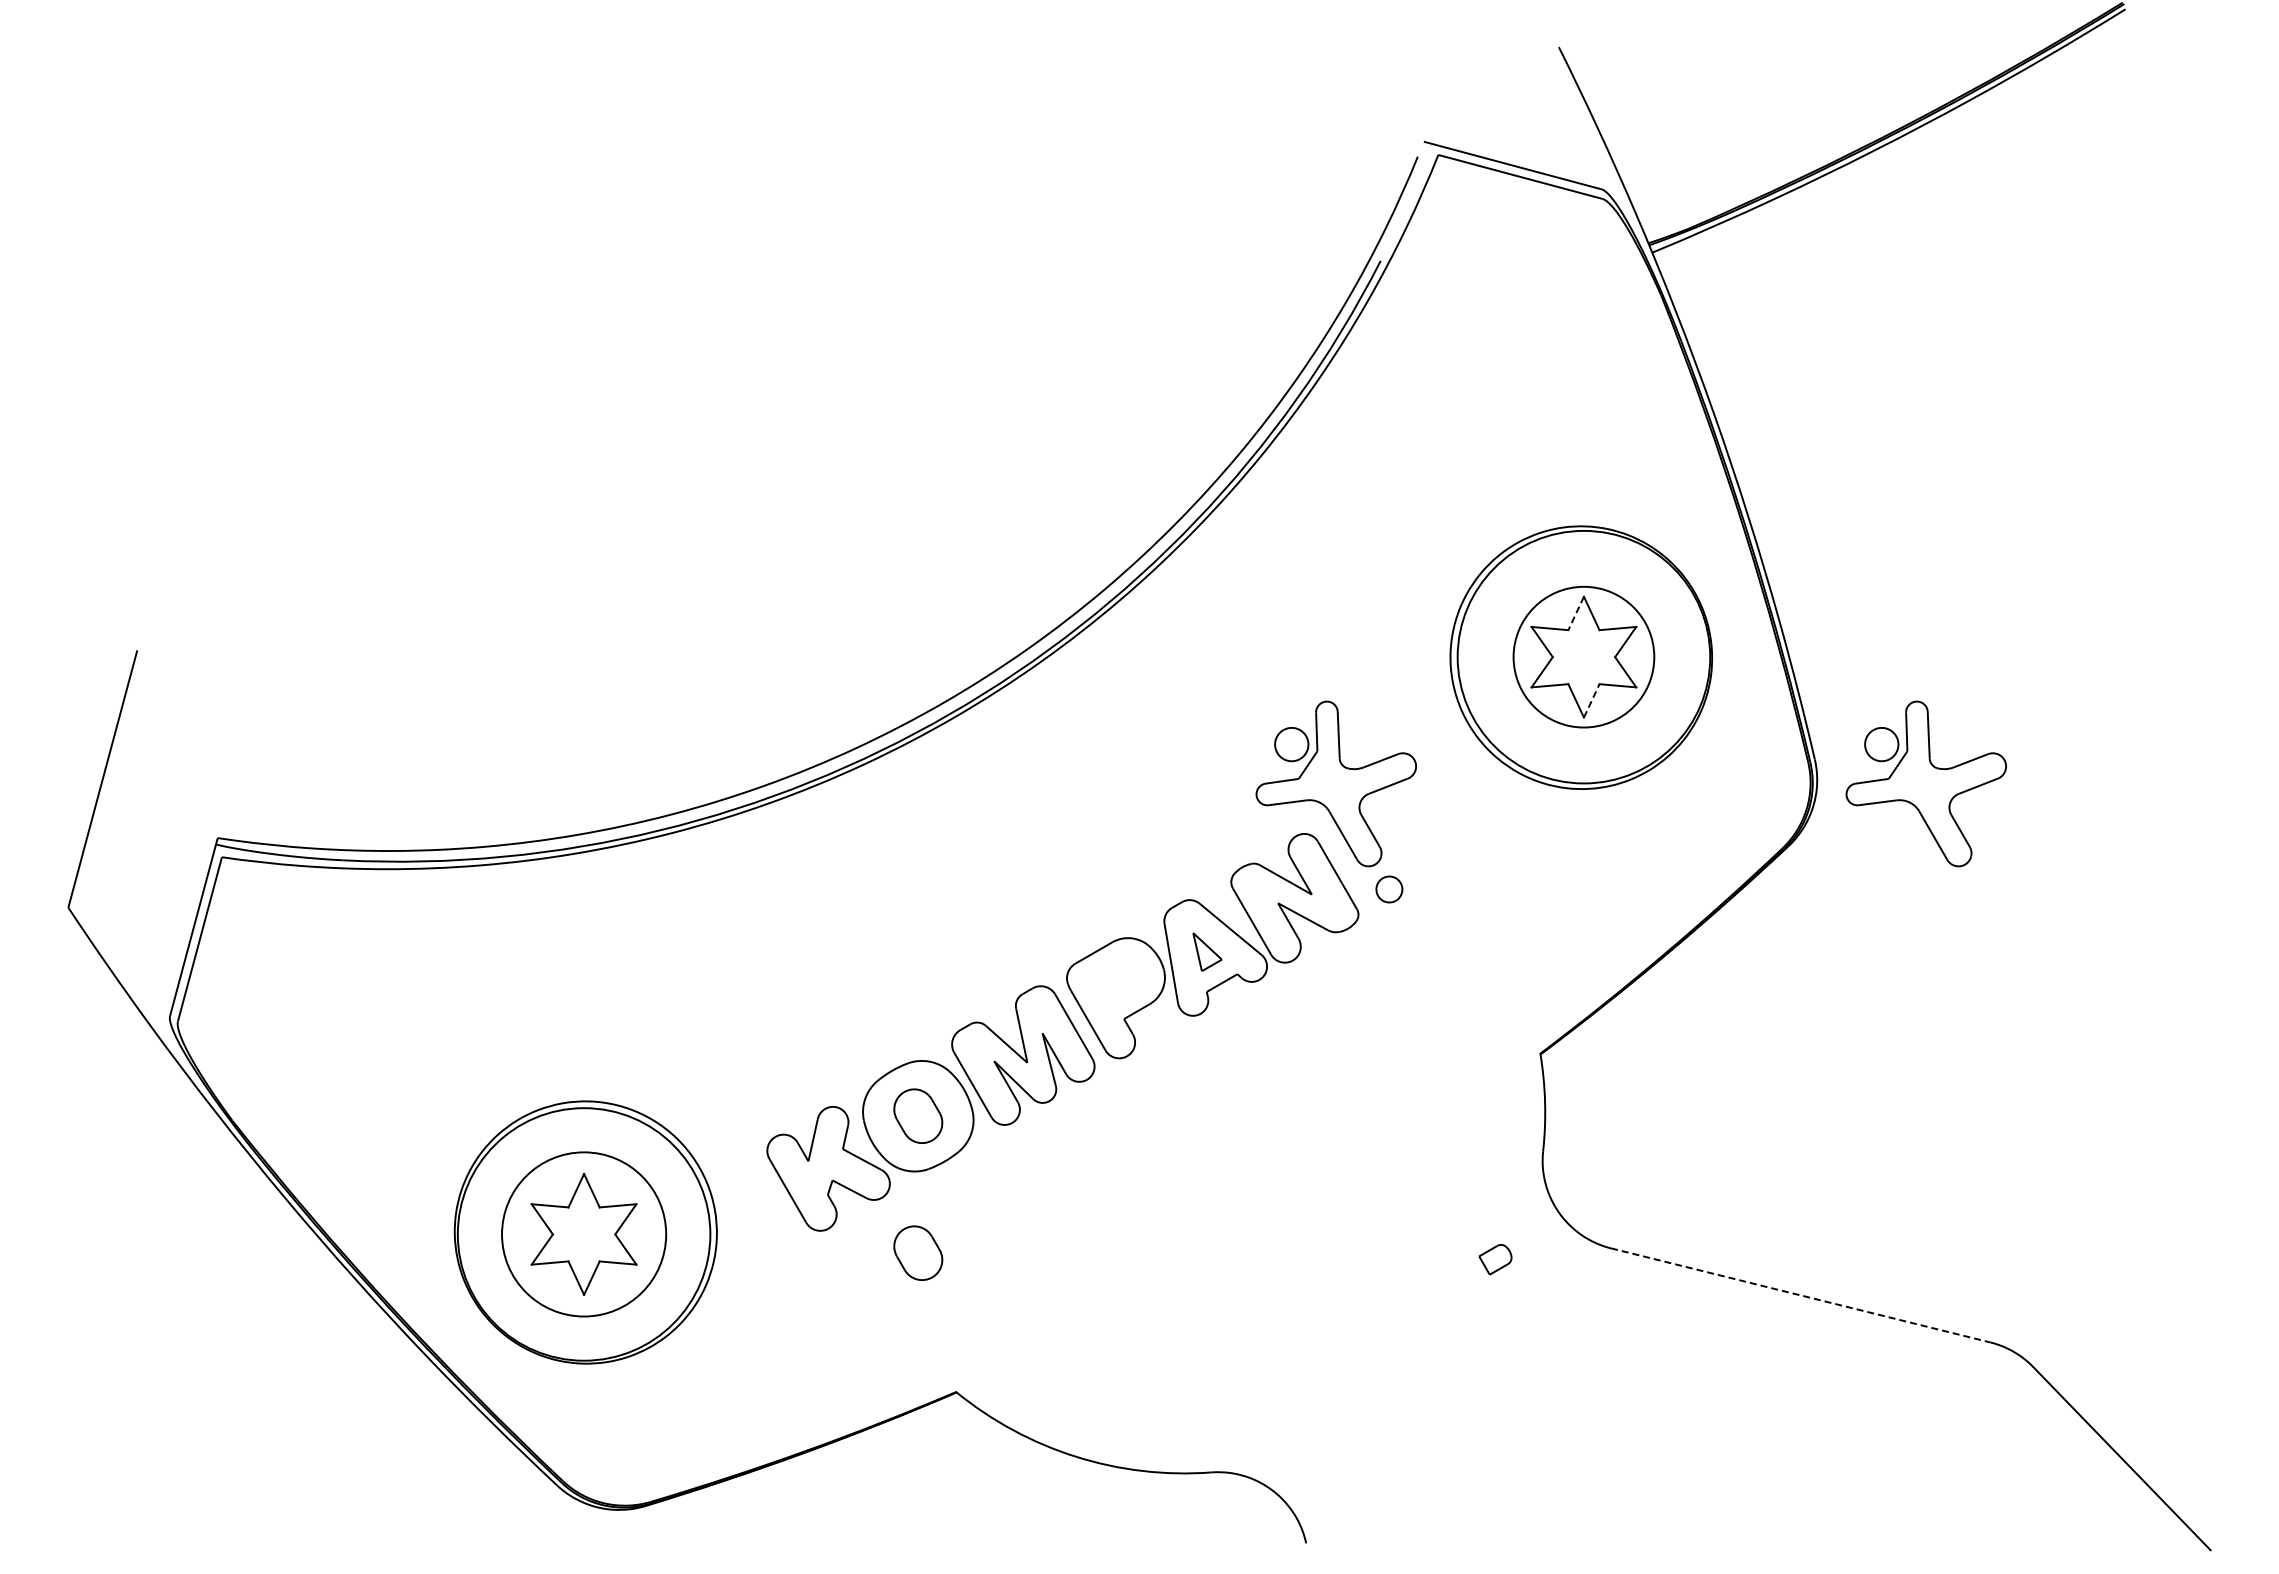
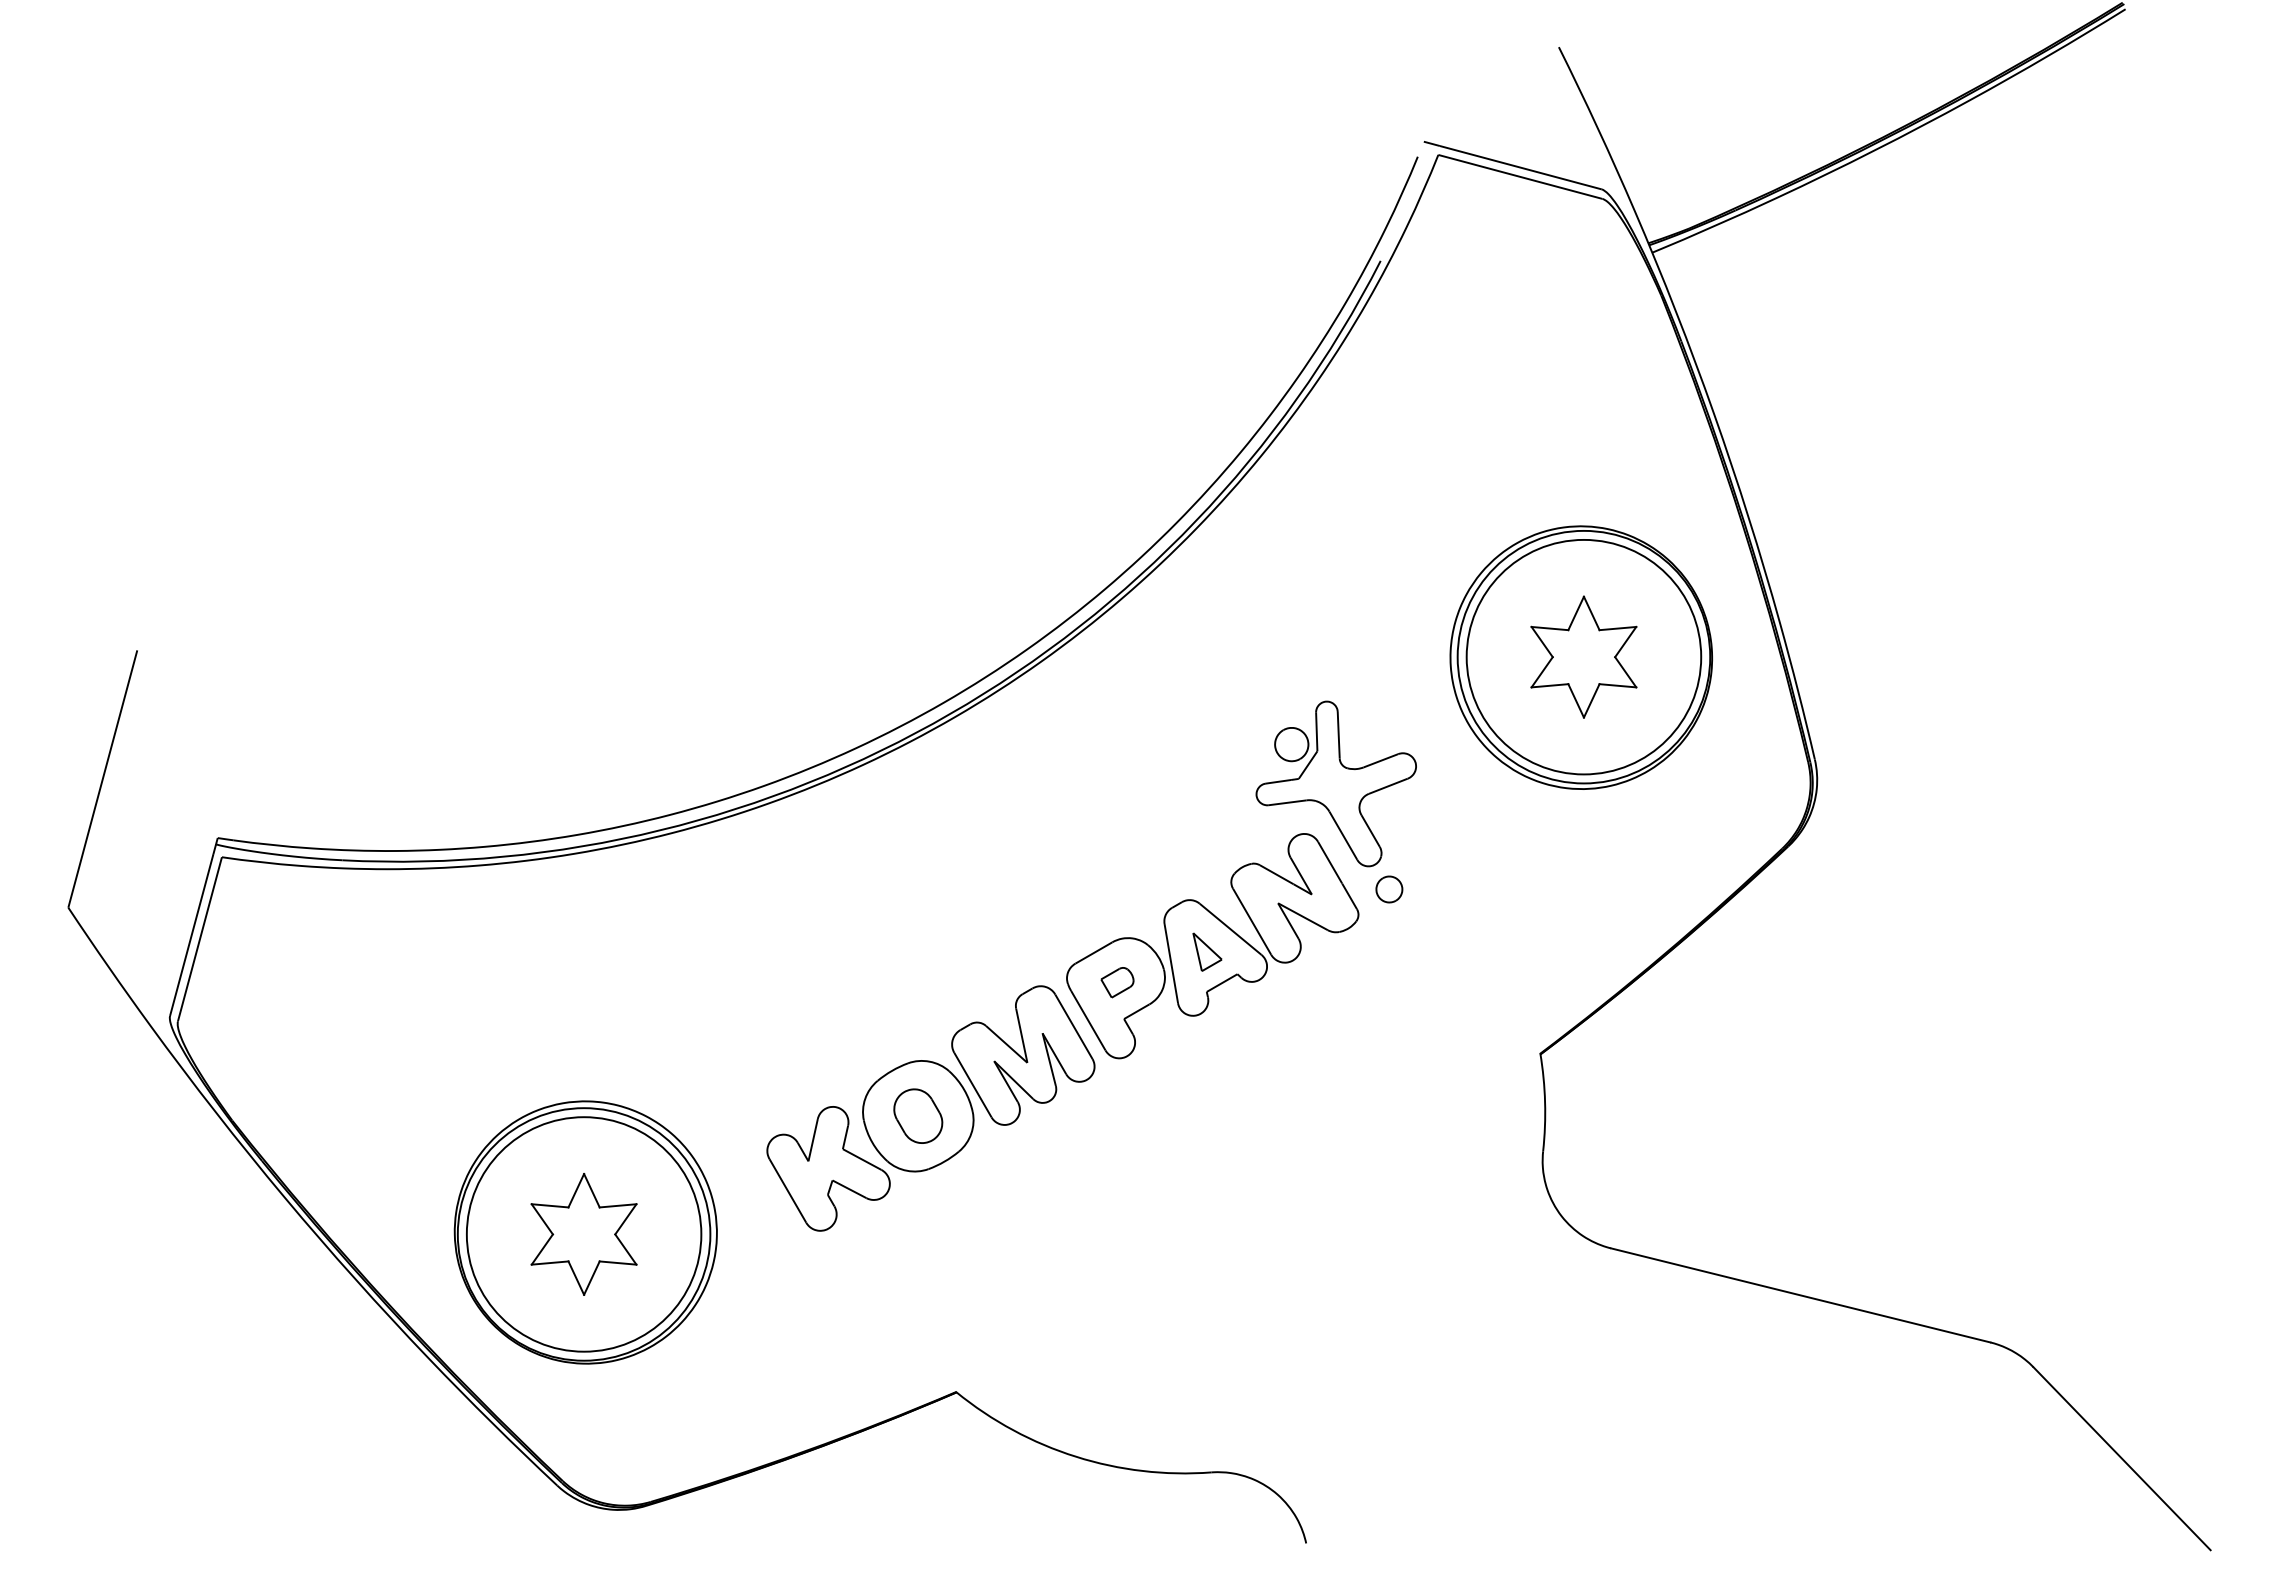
line: dashed -> solid (1575, 613)
circle diameter: 141 px -> 235 px (1583, 656)
line: dashed -> solid (1591, 700)
part: present -> none (1925, 783)
circle diameter: 164 px -> 235 px (583, 1234)
part: present -> none (918, 1252)
part position: (1495, 1259) -> (1117, 982) (1117, 982)
line: dashed -> solid (1801, 1295)
